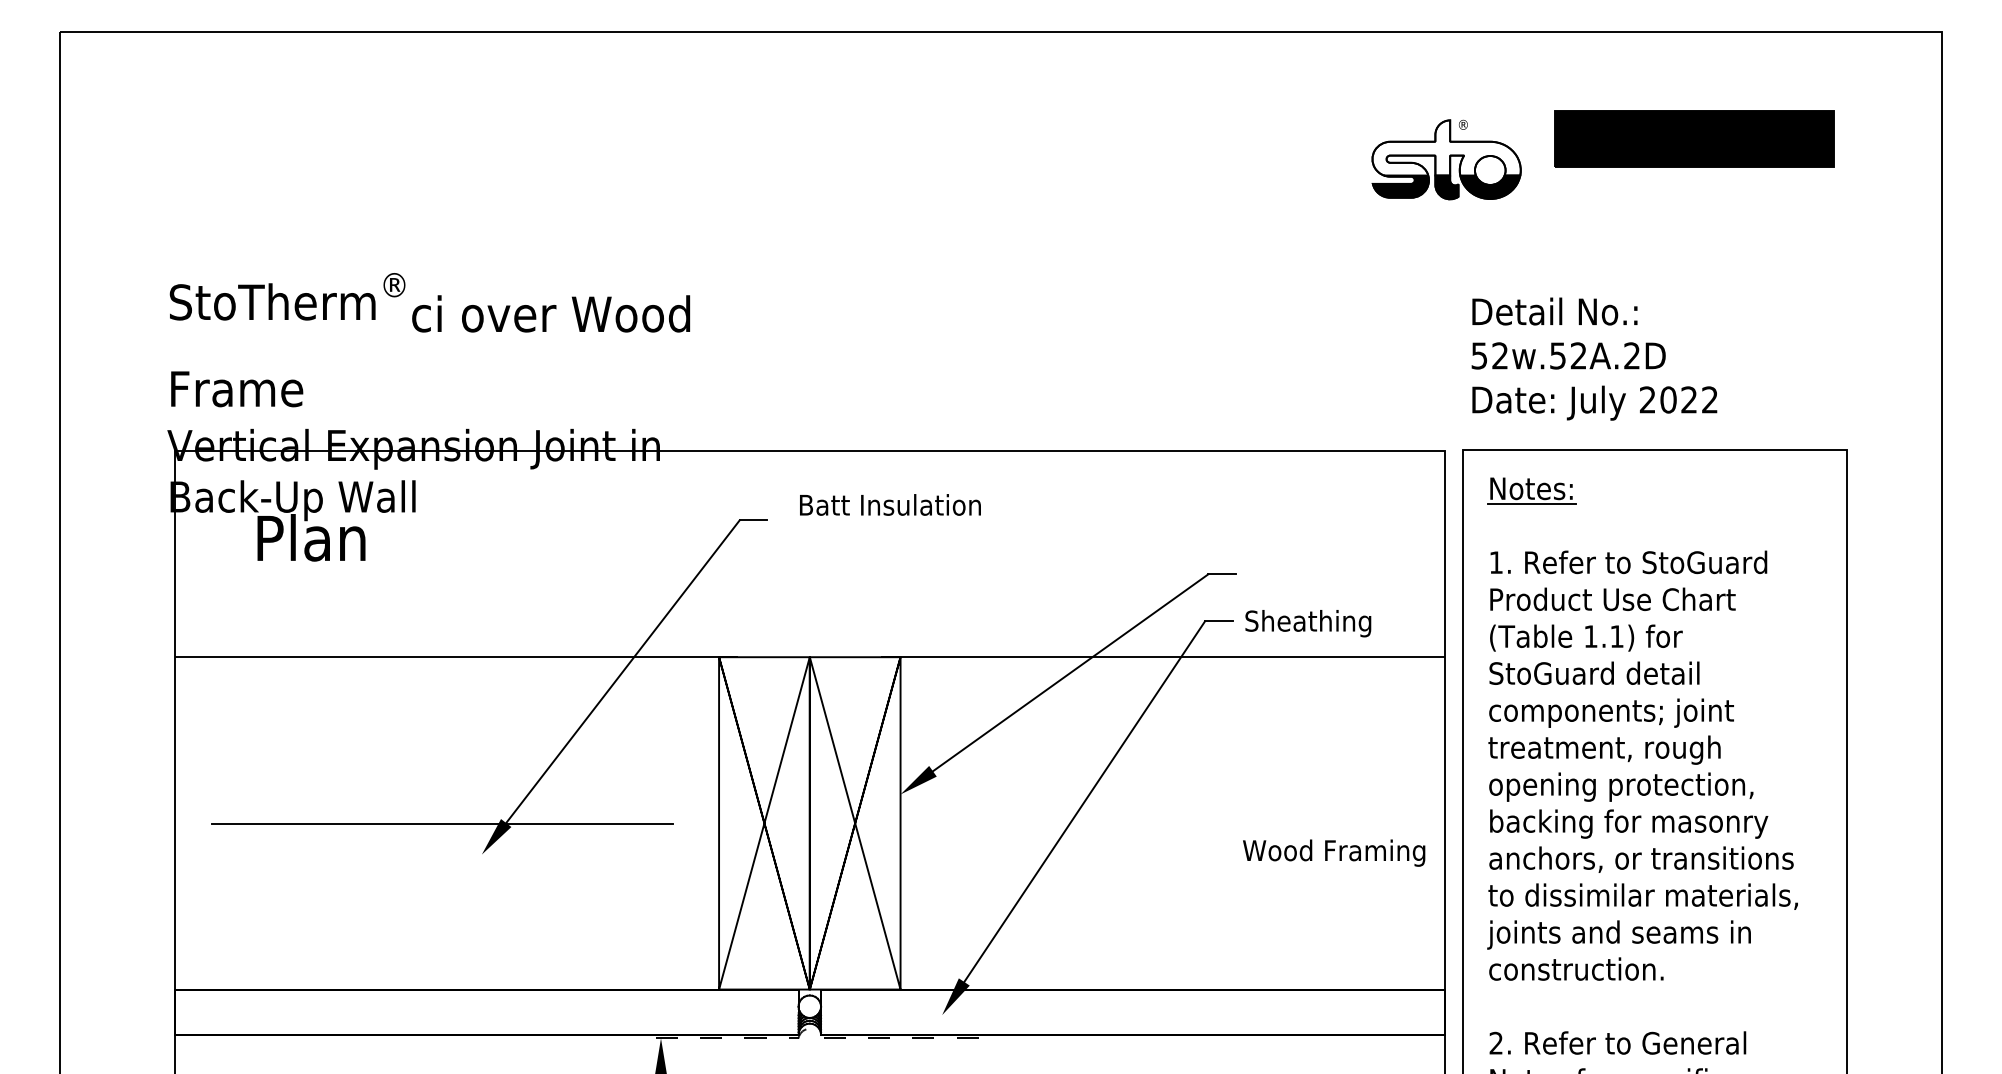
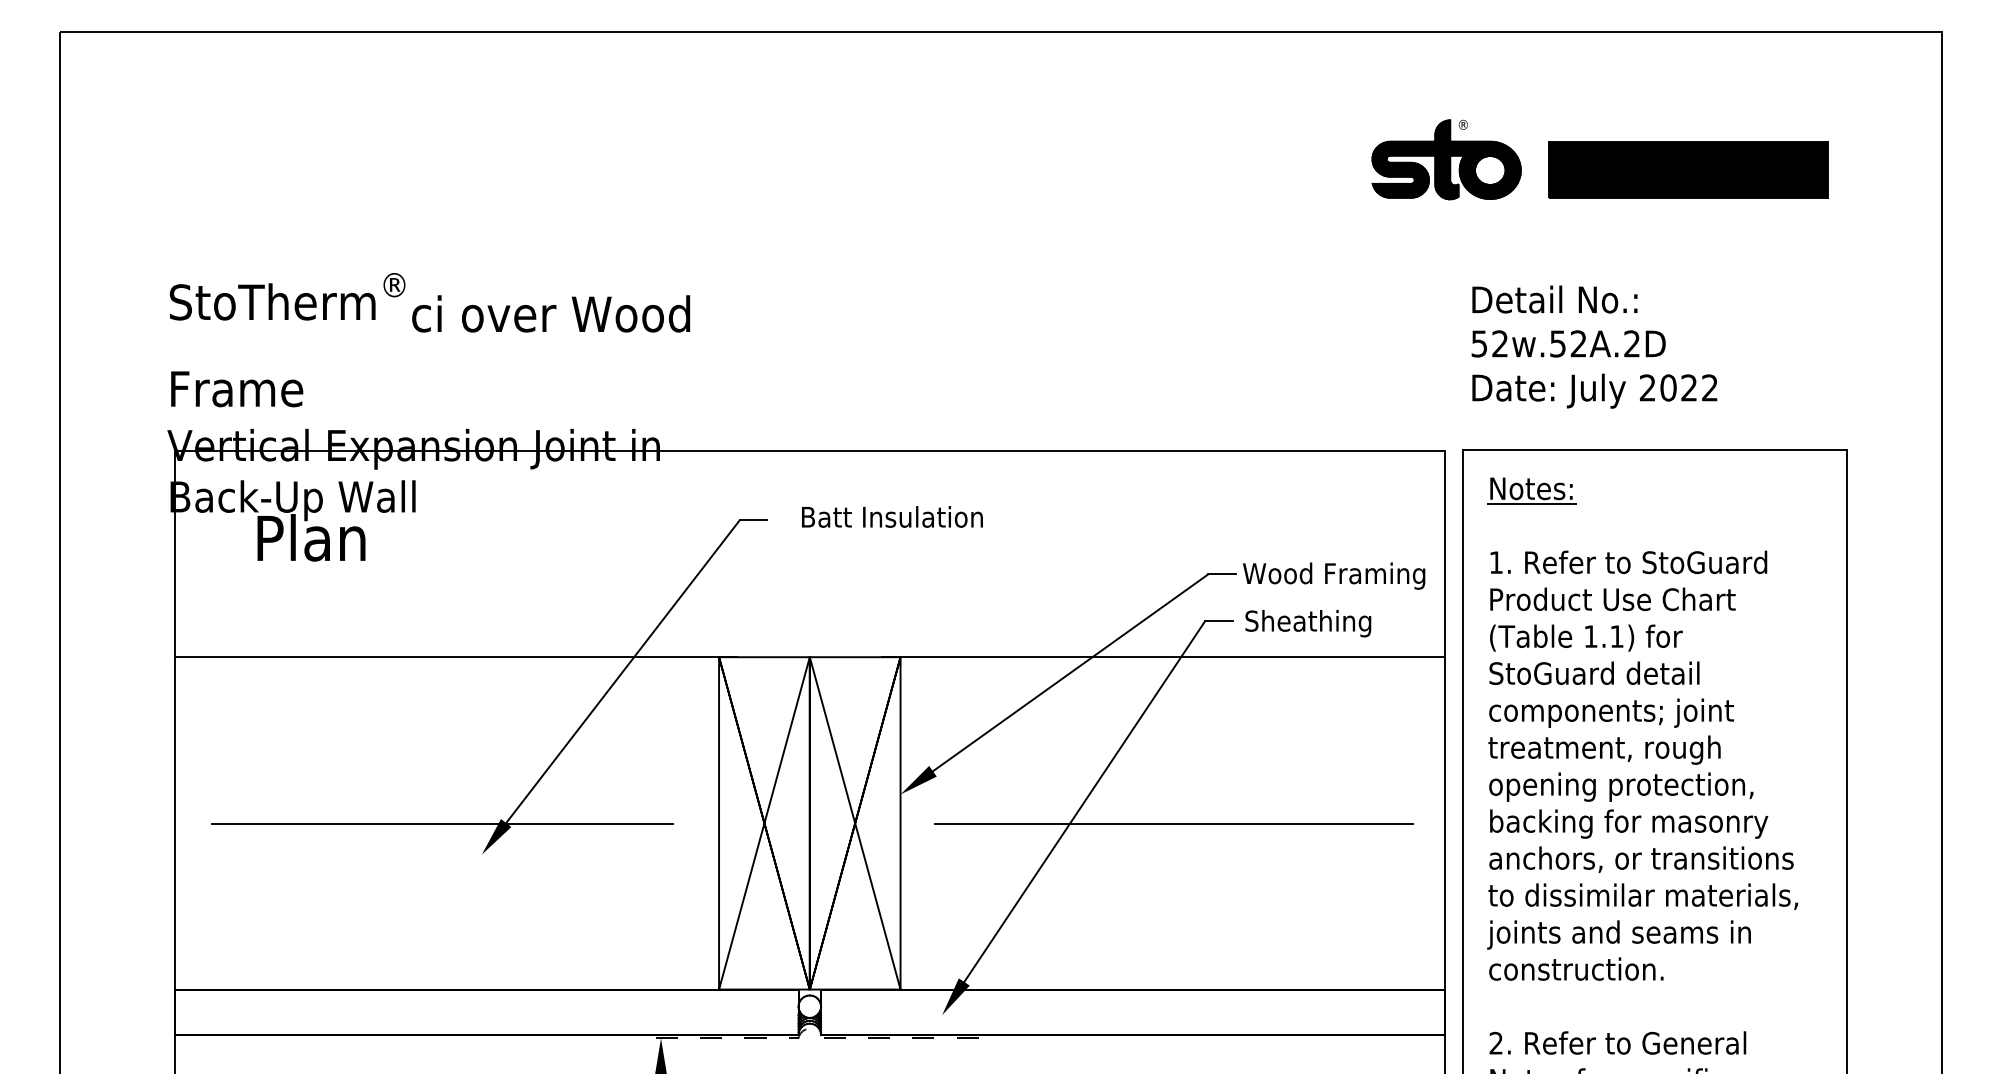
part position: (1694, 138) -> (1688, 169) (1688, 169)
fill: none -> present (1446, 147)
text position: (1594, 358) -> (1594, 346) (1594, 346)
text position: (890, 504) -> (892, 516) (892, 516)
line: none -> present (1174, 823)
text position: (1334, 852) -> (1334, 575) (1334, 575)
